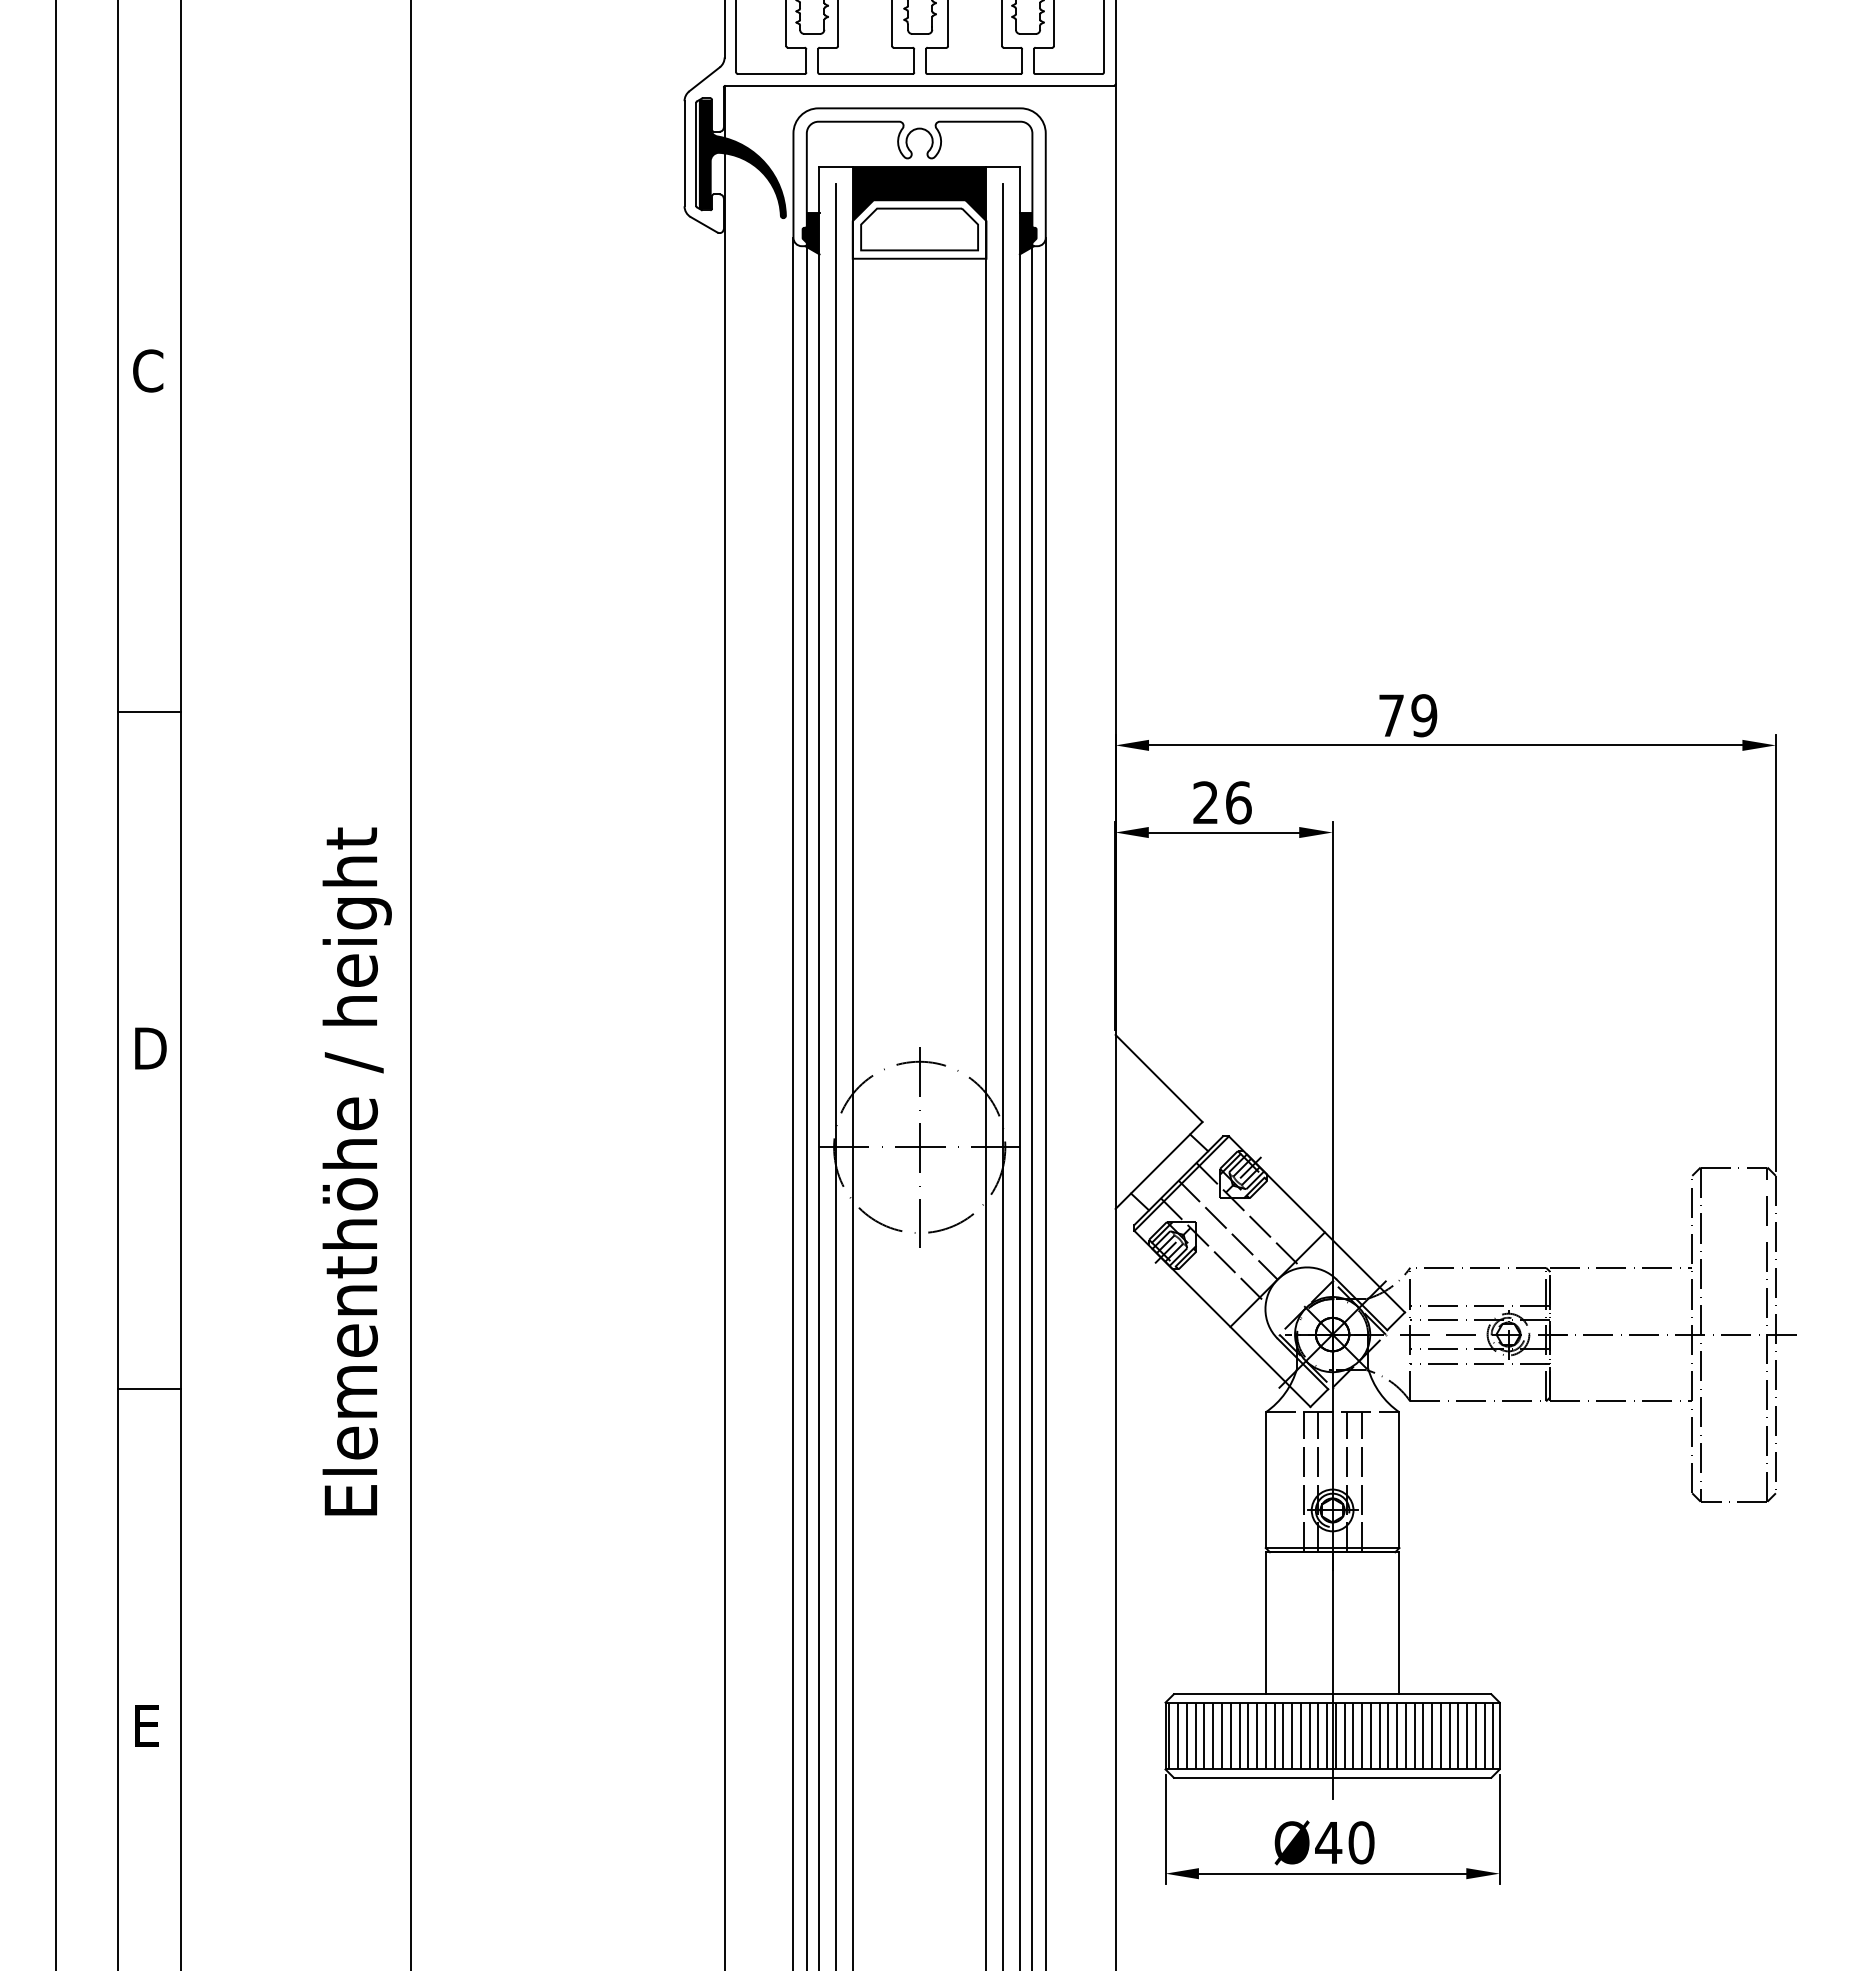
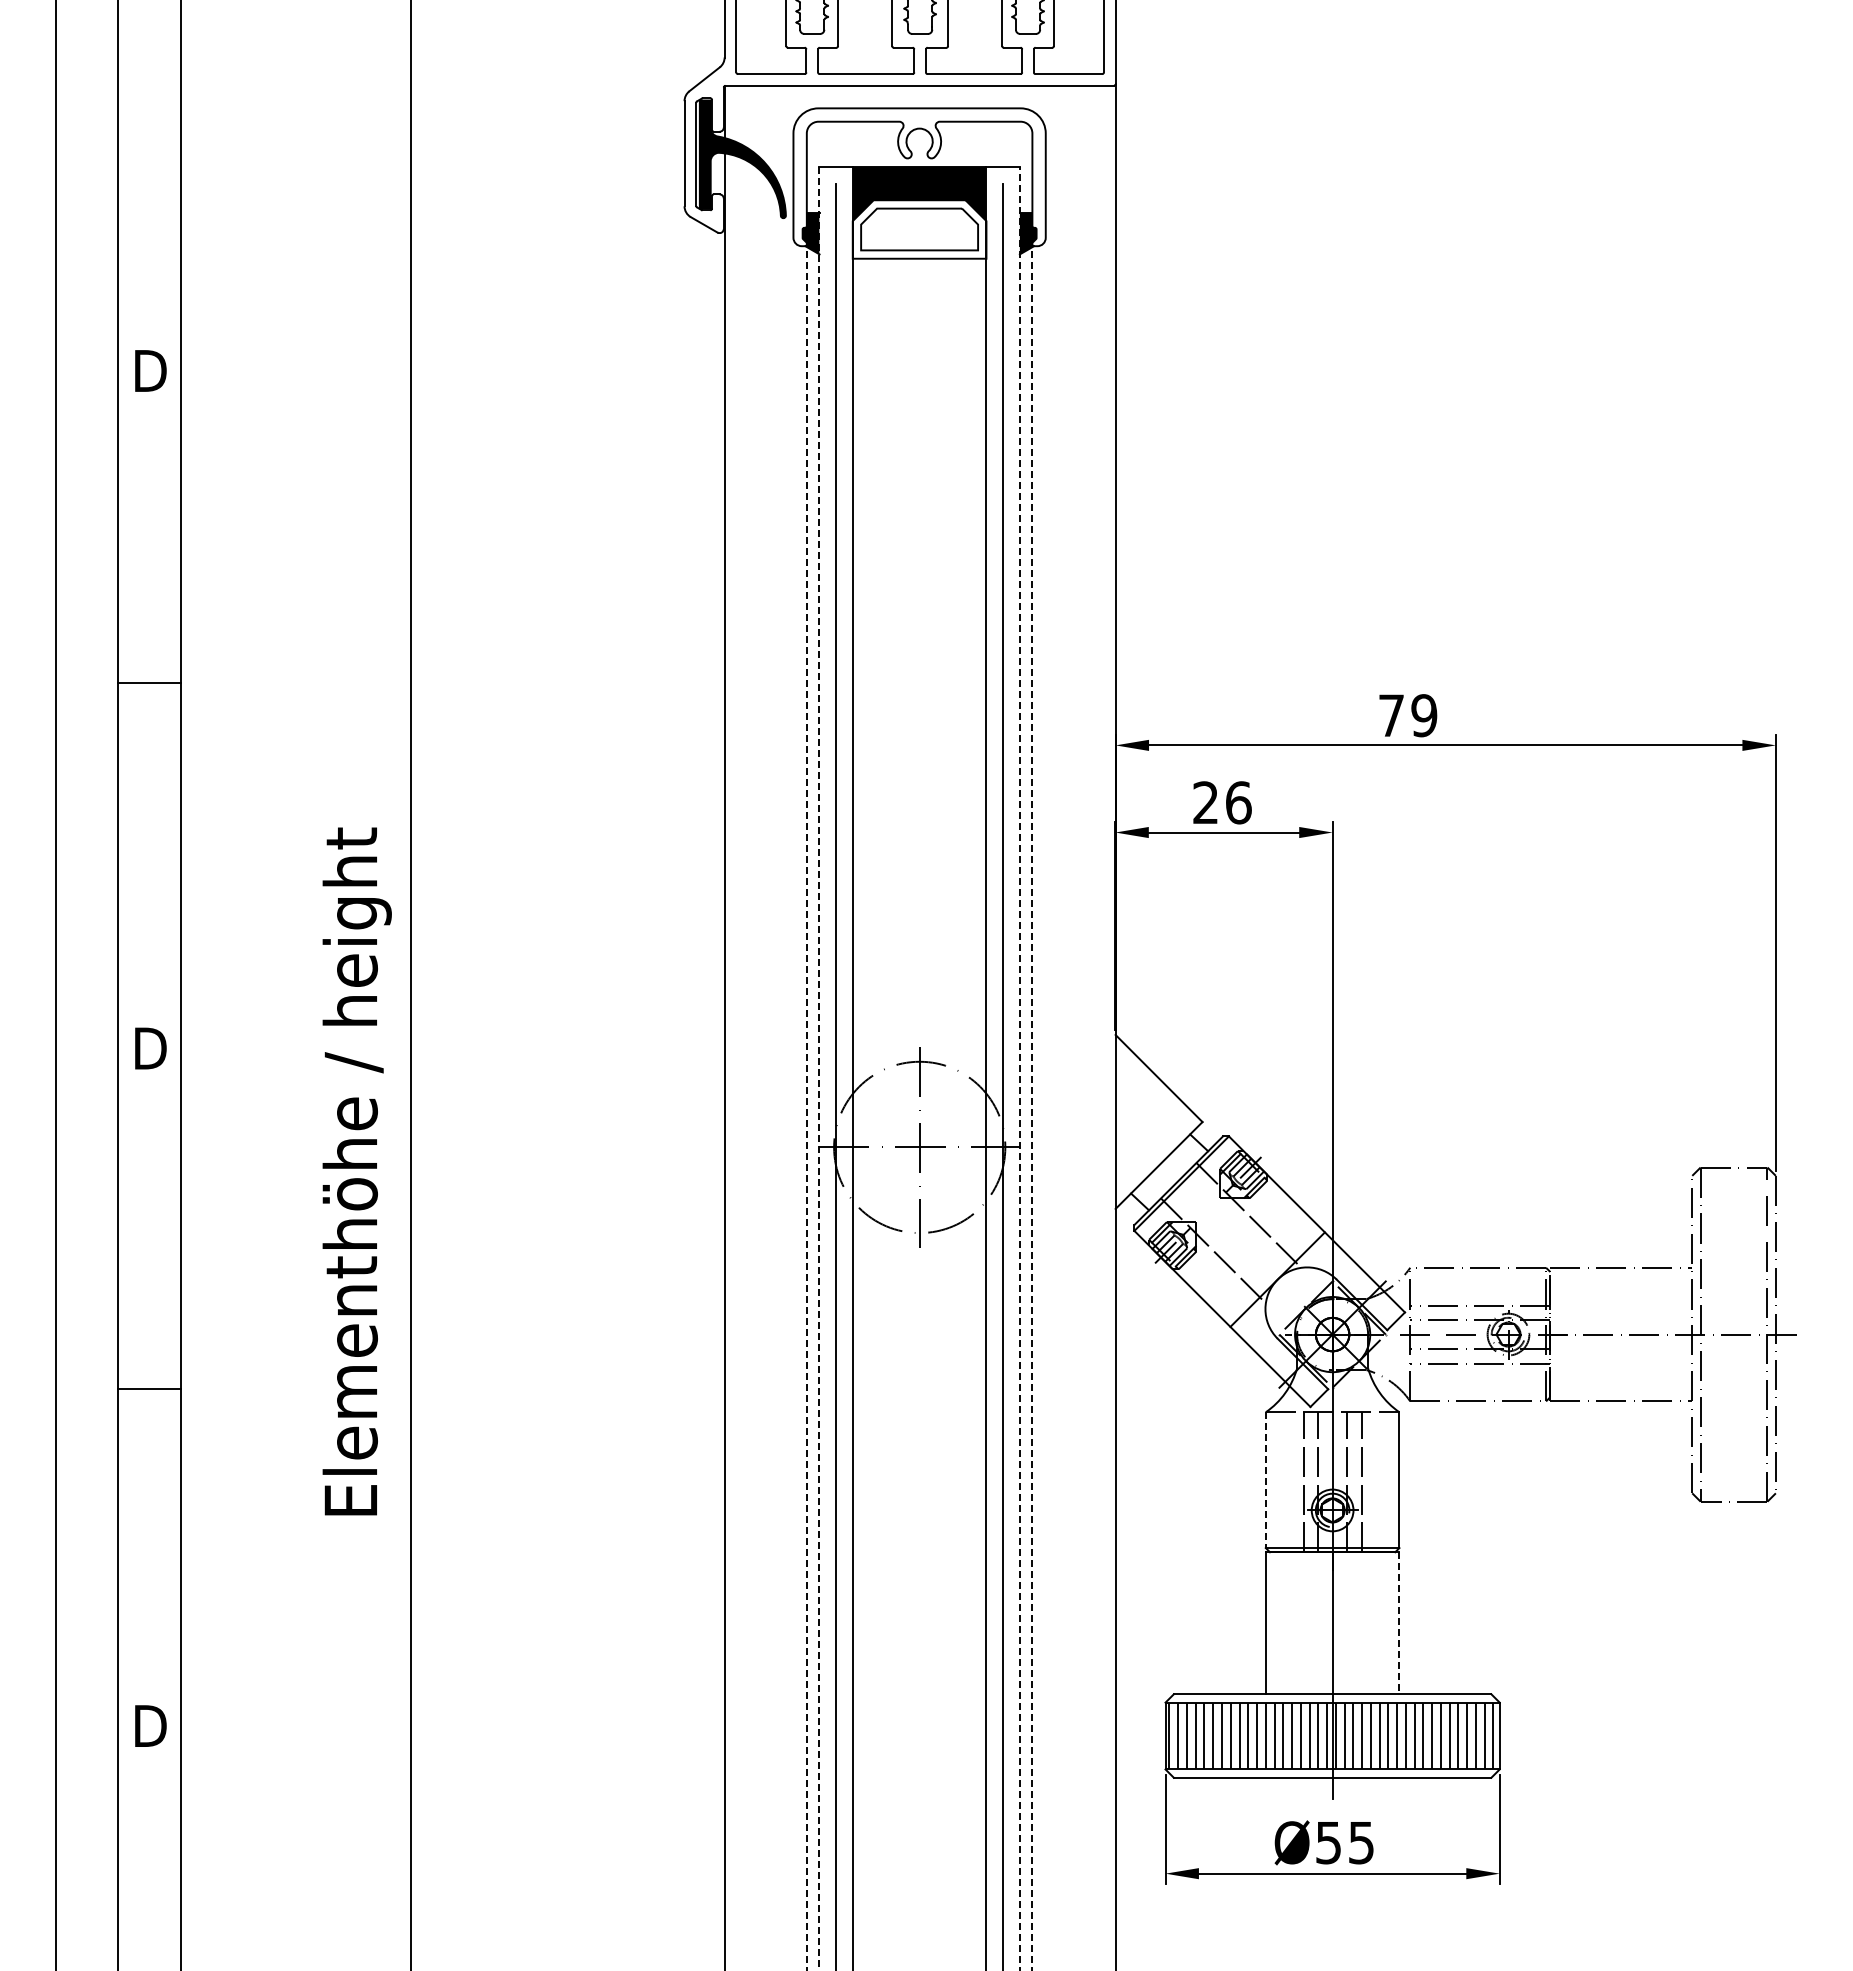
text: C -> D (149, 370)
line position: (149, 711) -> (149, 682) (149, 682)
line: solid -> dashed (819, 1068)
line: solid -> dashed (1019, 1068)
line: present -> none (793, 1102)
line: present -> none (1045, 1102)
line: solid -> dashed (806, 1106)
line: solid -> dashed (1032, 1106)
line: present -> none (1227, 1229)
line: solid -> dashed (1265, 1480)
line: solid -> dashed (1399, 1623)
text: E -> D (150, 1725)
text: Ø40 -> Ø55 (1344, 1842)
